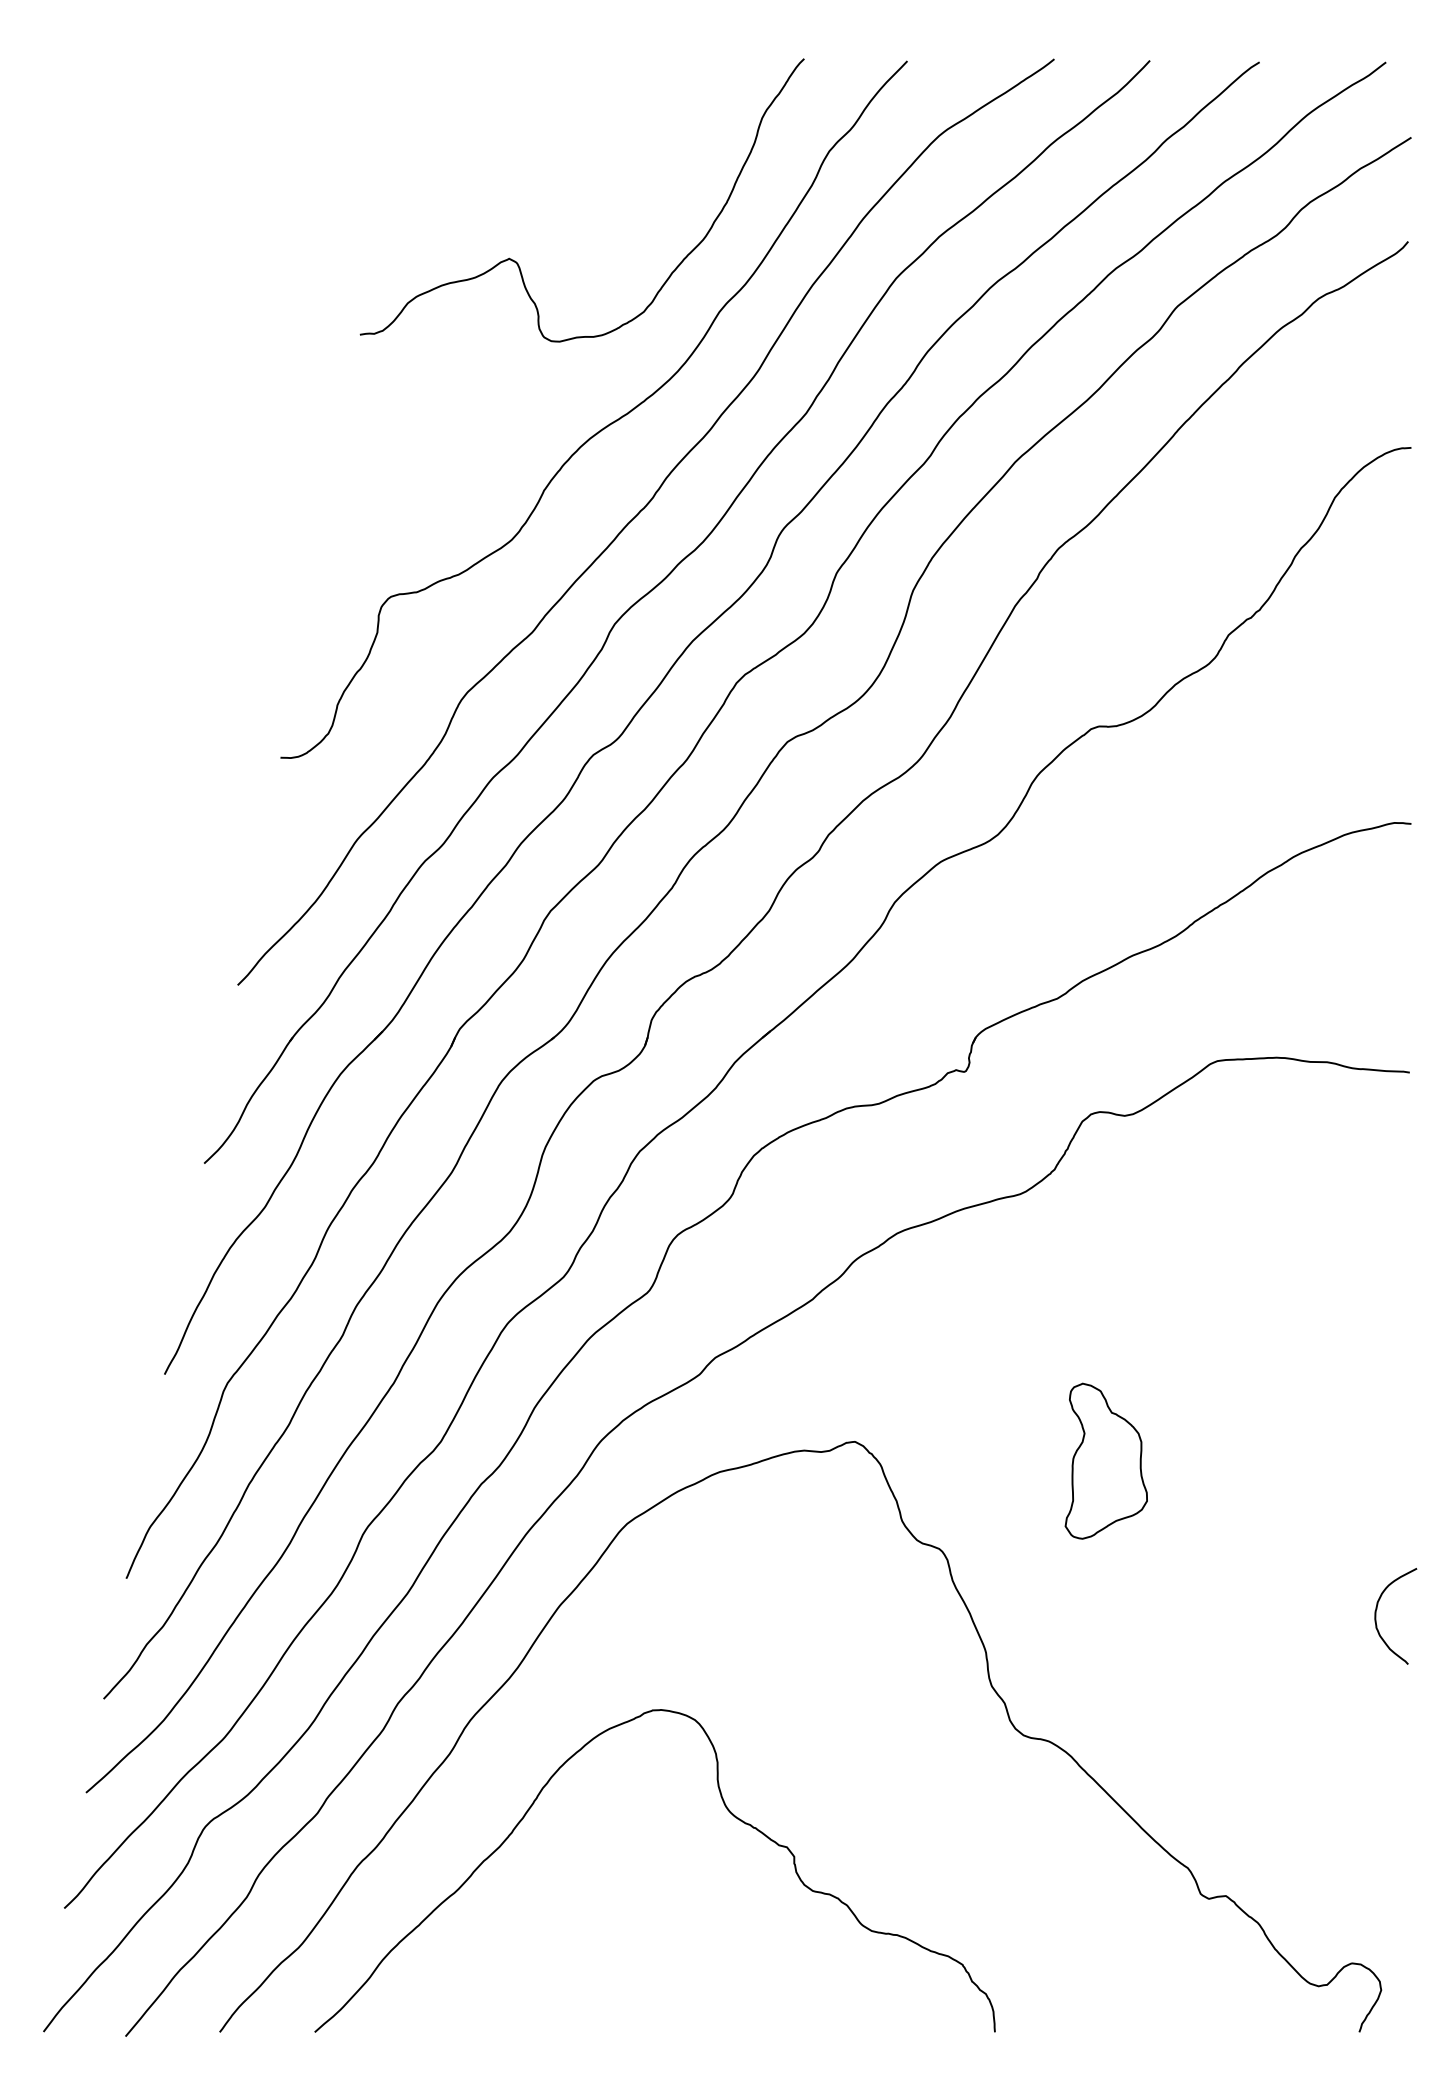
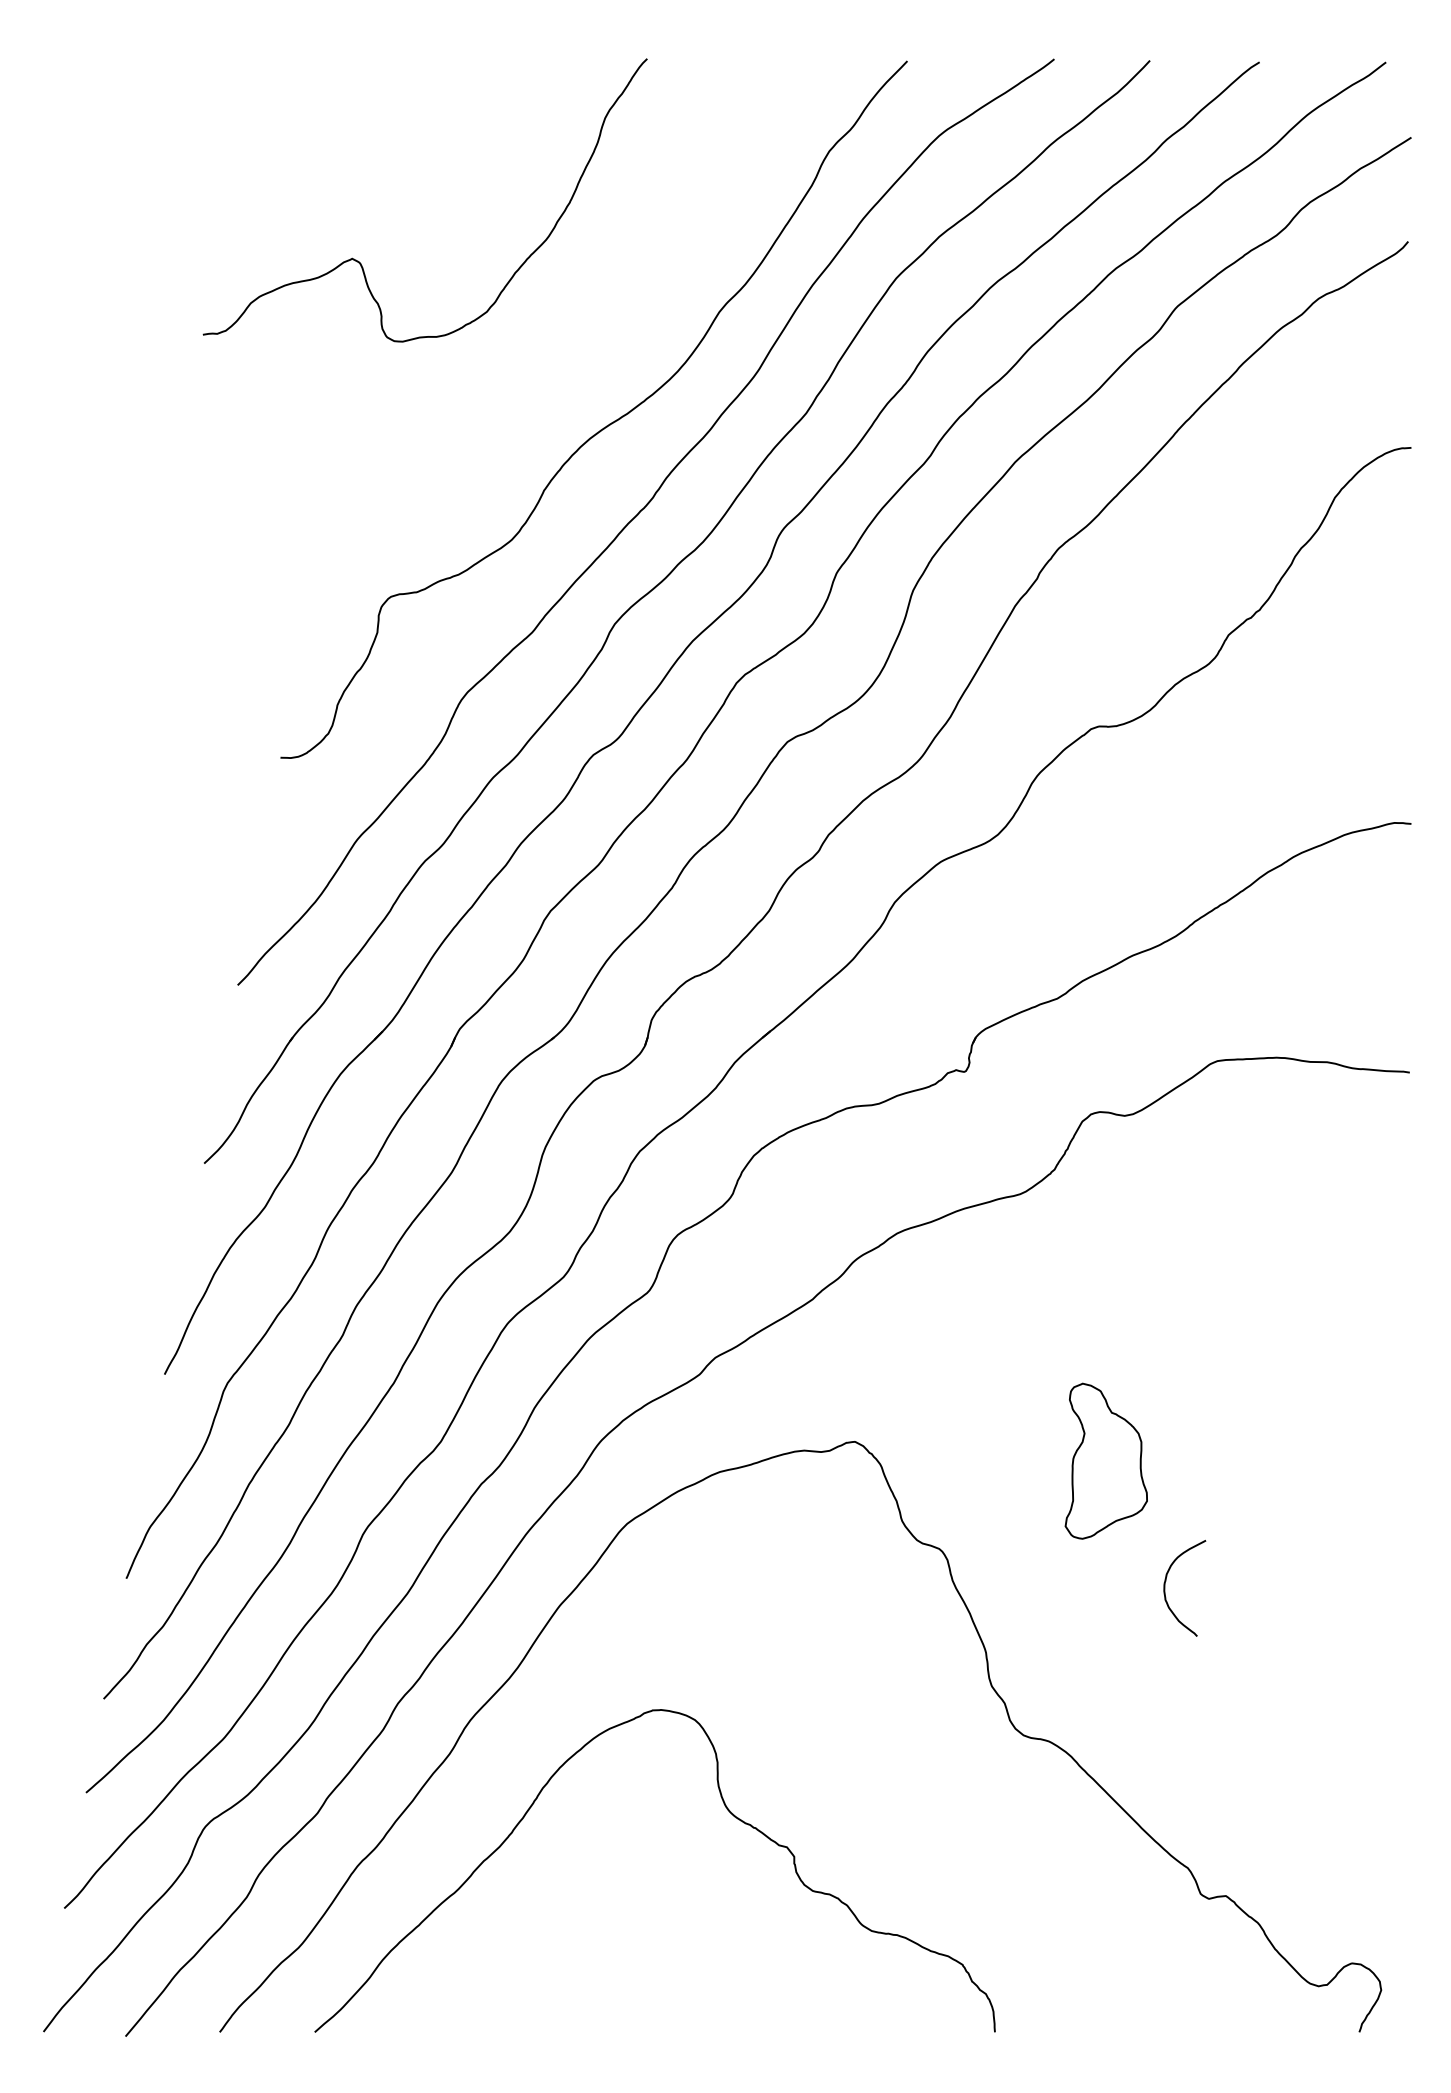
curve position: (518, 263) -> (361, 263) (361, 263)
curve position: (1376, 1616) -> (1165, 1588) (1165, 1588)
